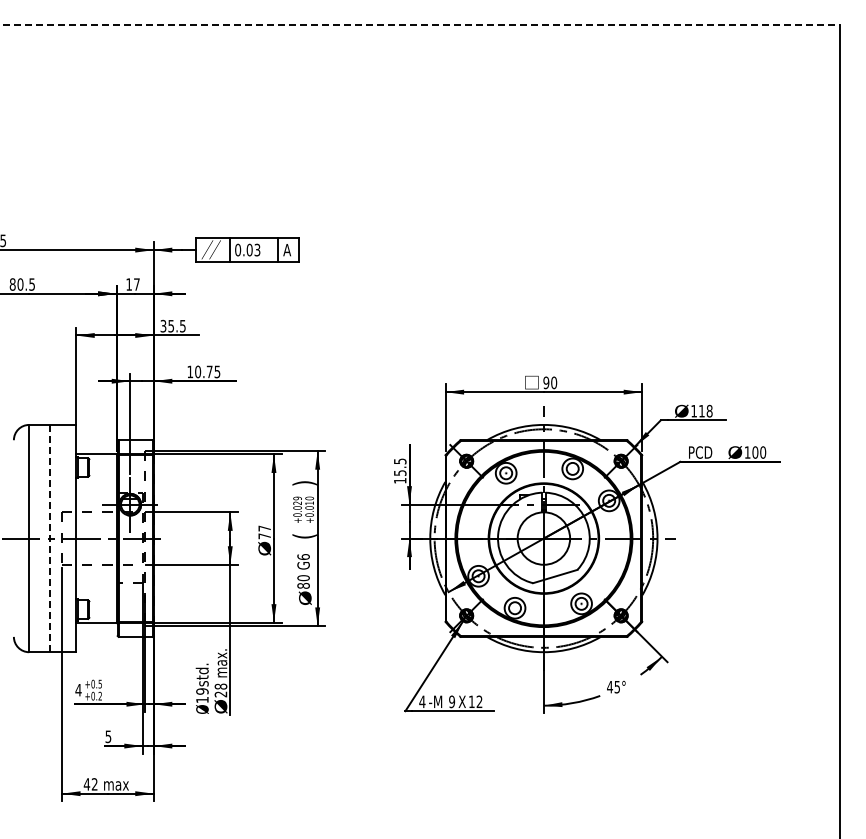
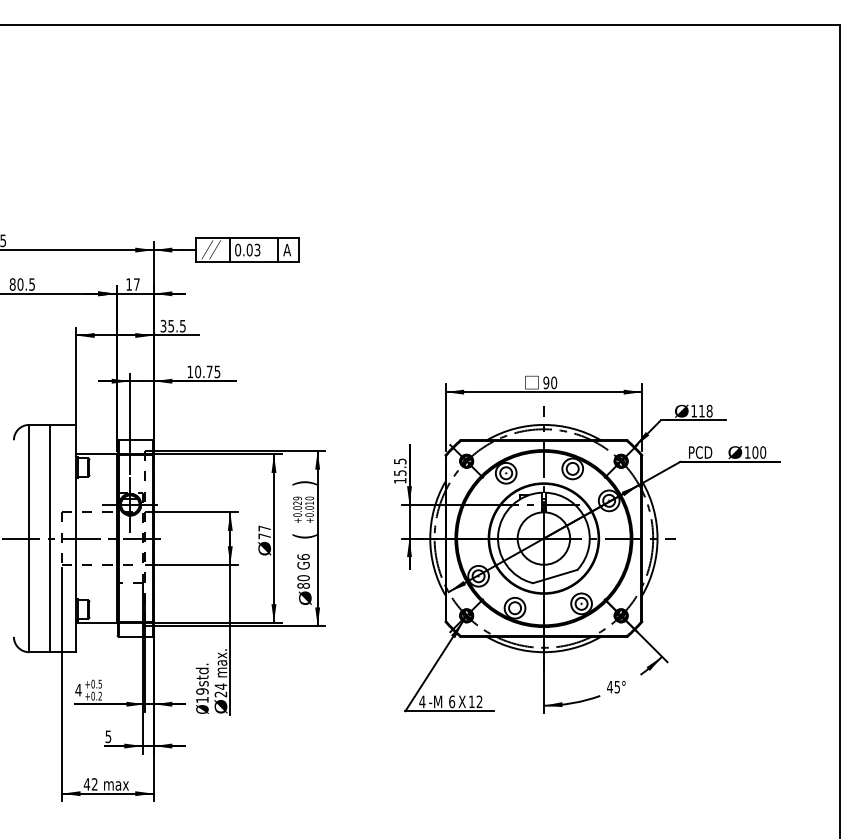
line: dashed -> solid (420, 25)
line: dashed -> solid (49, 538)
text: 28 -> 24 (220, 686)
text: 9 -> 6 (452, 701)
